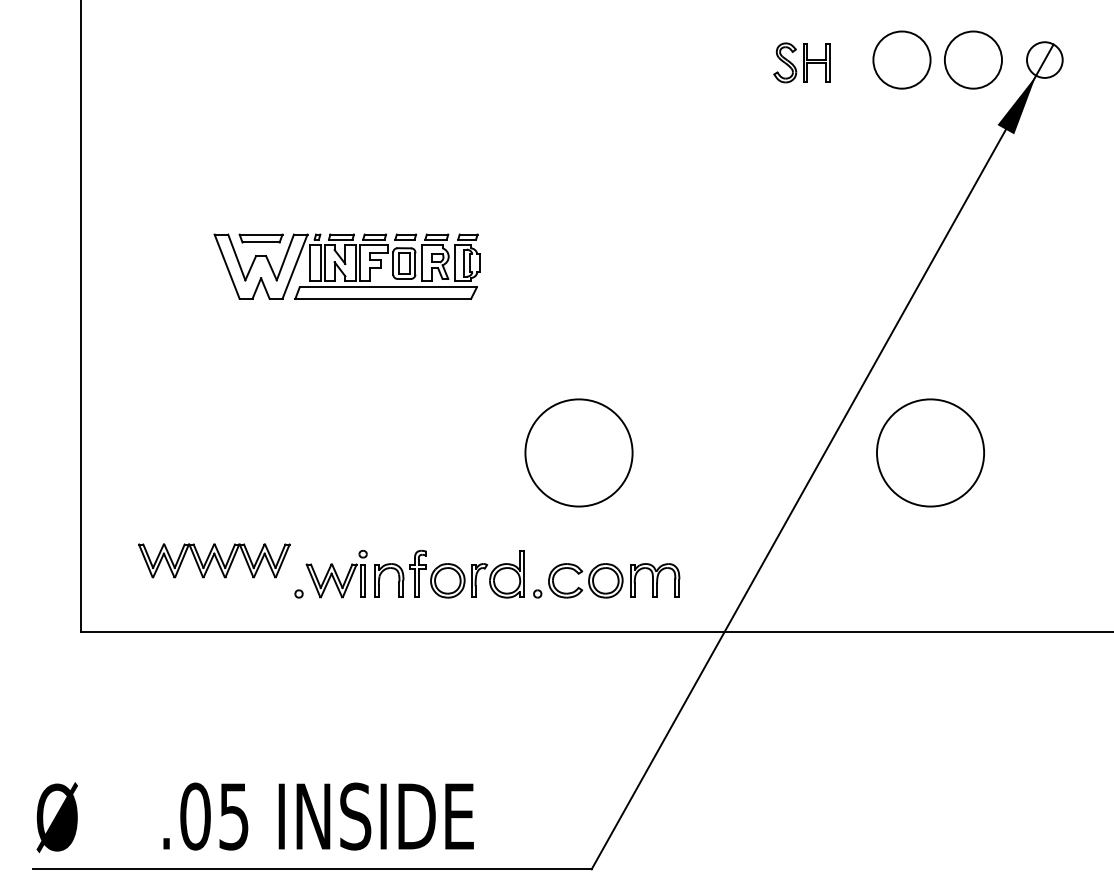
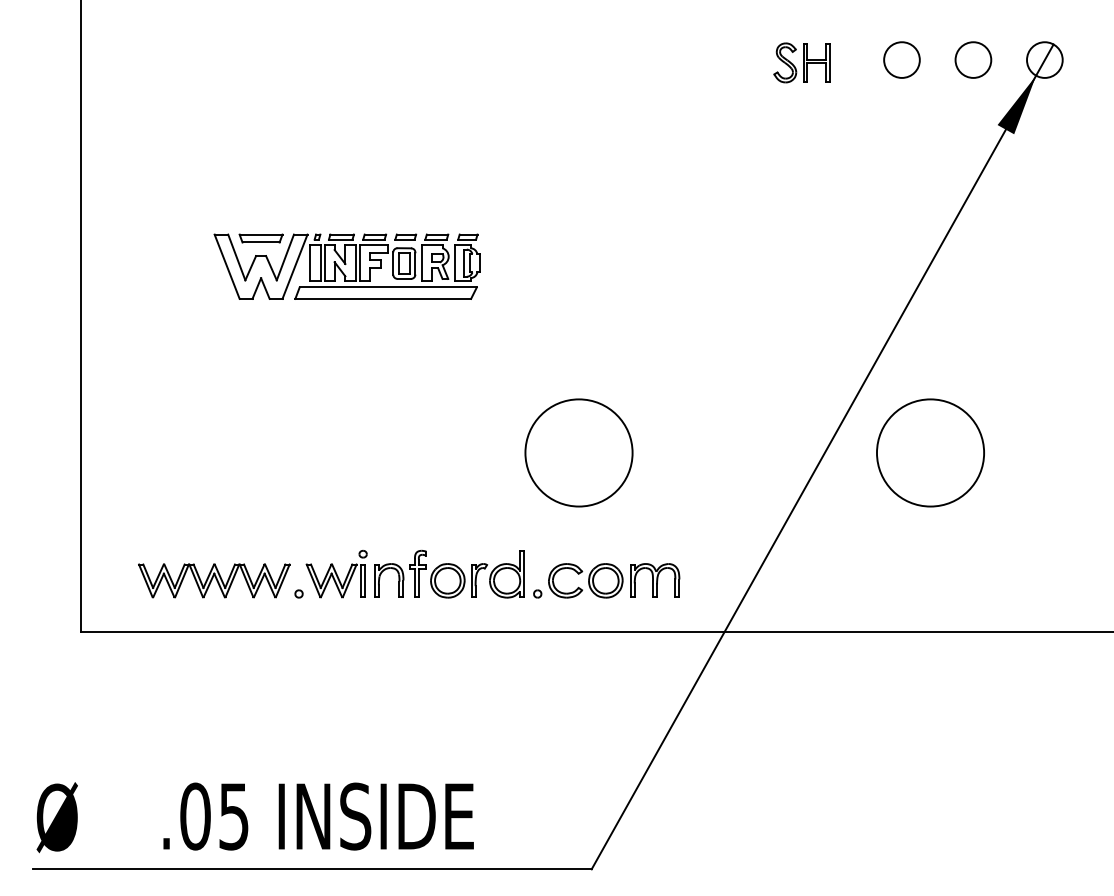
circle diameter: 57 px -> 36 px (901, 59)
circle diameter: 57 px -> 36 px (973, 59)
part position: (214, 560) -> (214, 580) (214, 580)
